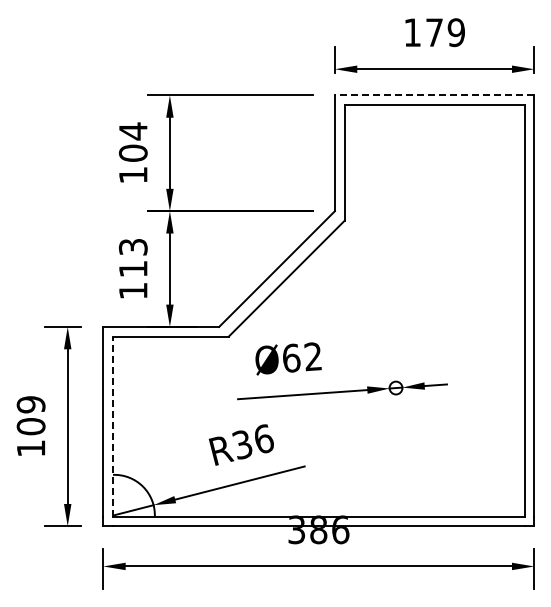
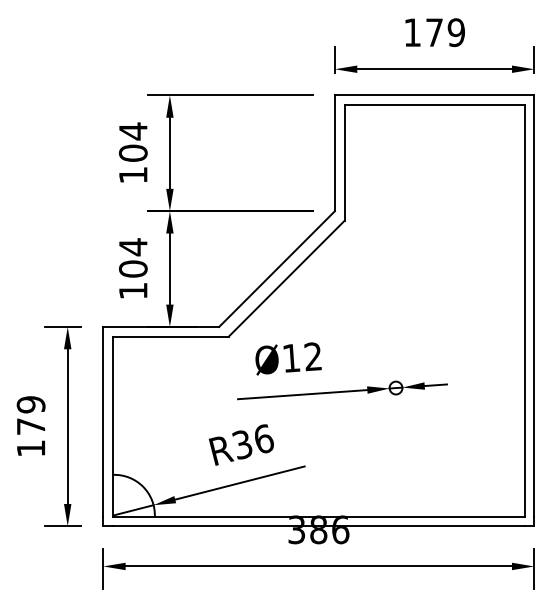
line: dashed -> solid (434, 95)
text: 113 -> 104 (132, 257)
text: Ø62 -> Ø12 (291, 357)
text: 109 -> 179 (30, 426)
line: dashed -> solid (113, 426)
